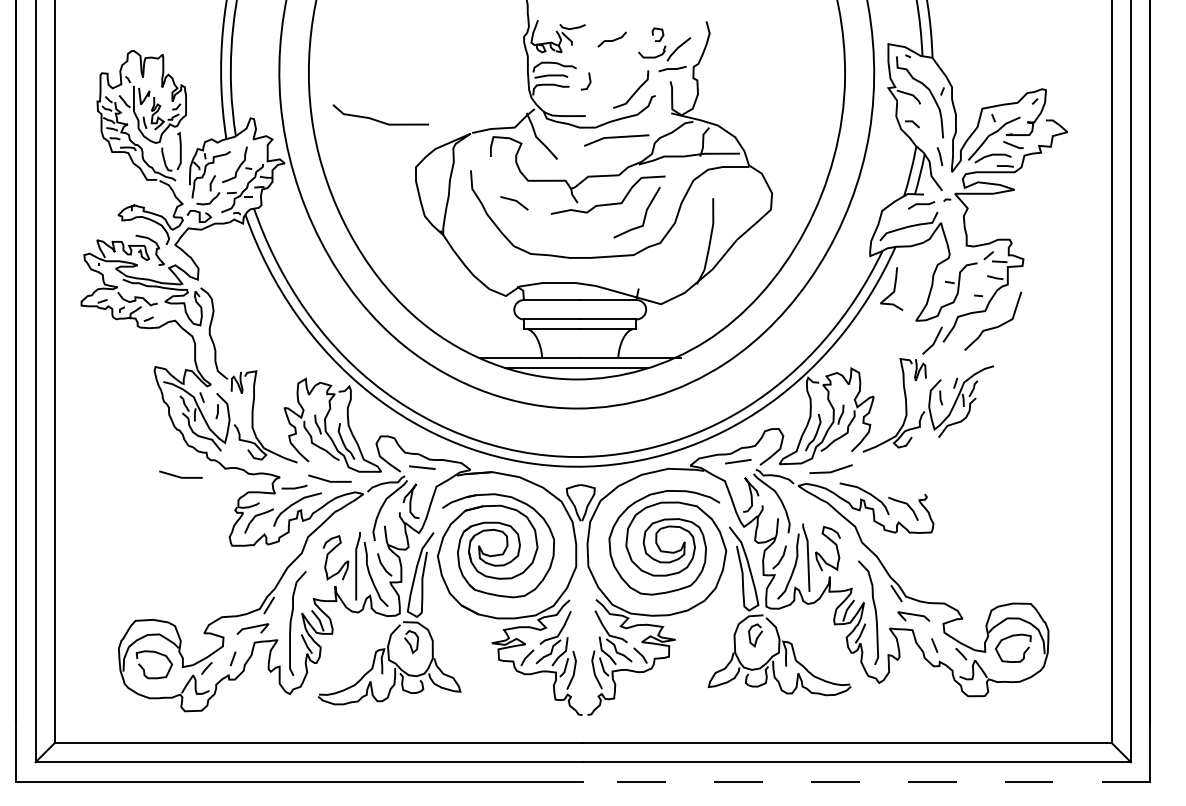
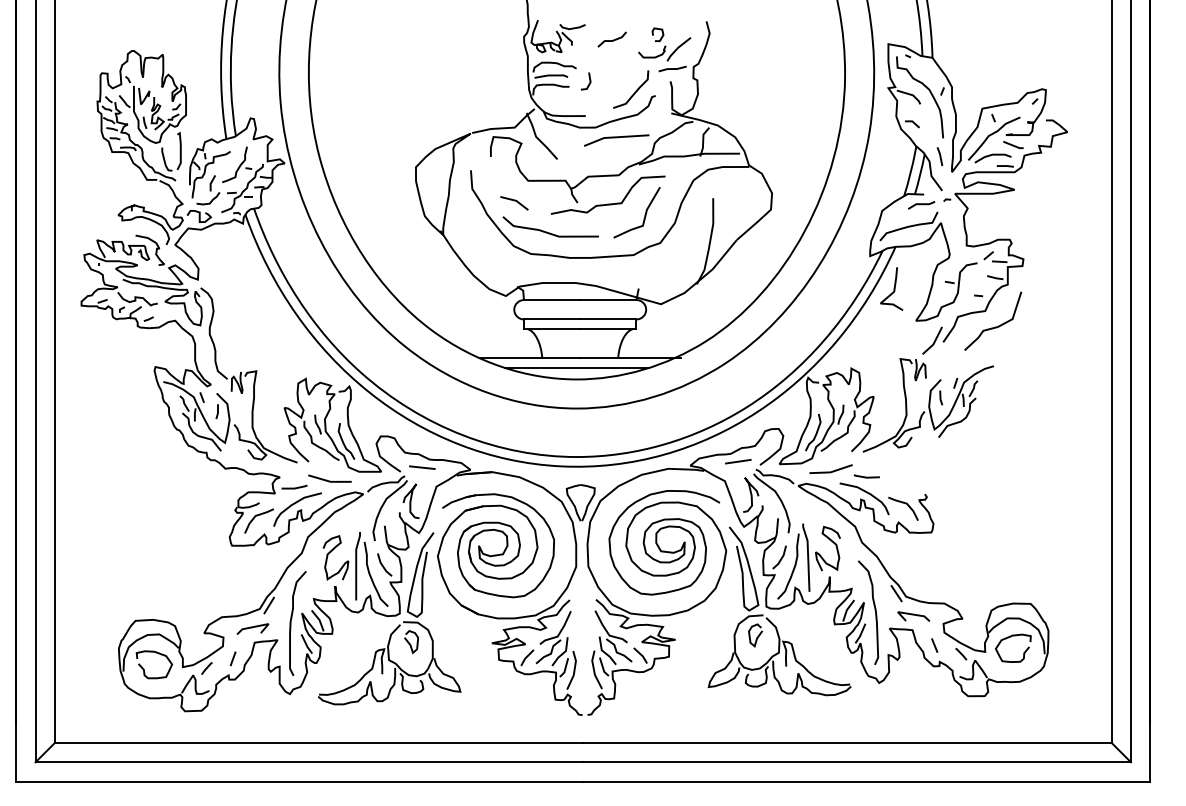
curve position: (377, 119) -> (547, 231) (547, 231)
line: present -> none (180, 476)
line: none -> present (866, 476)
line: dashed -> solid (866, 781)
